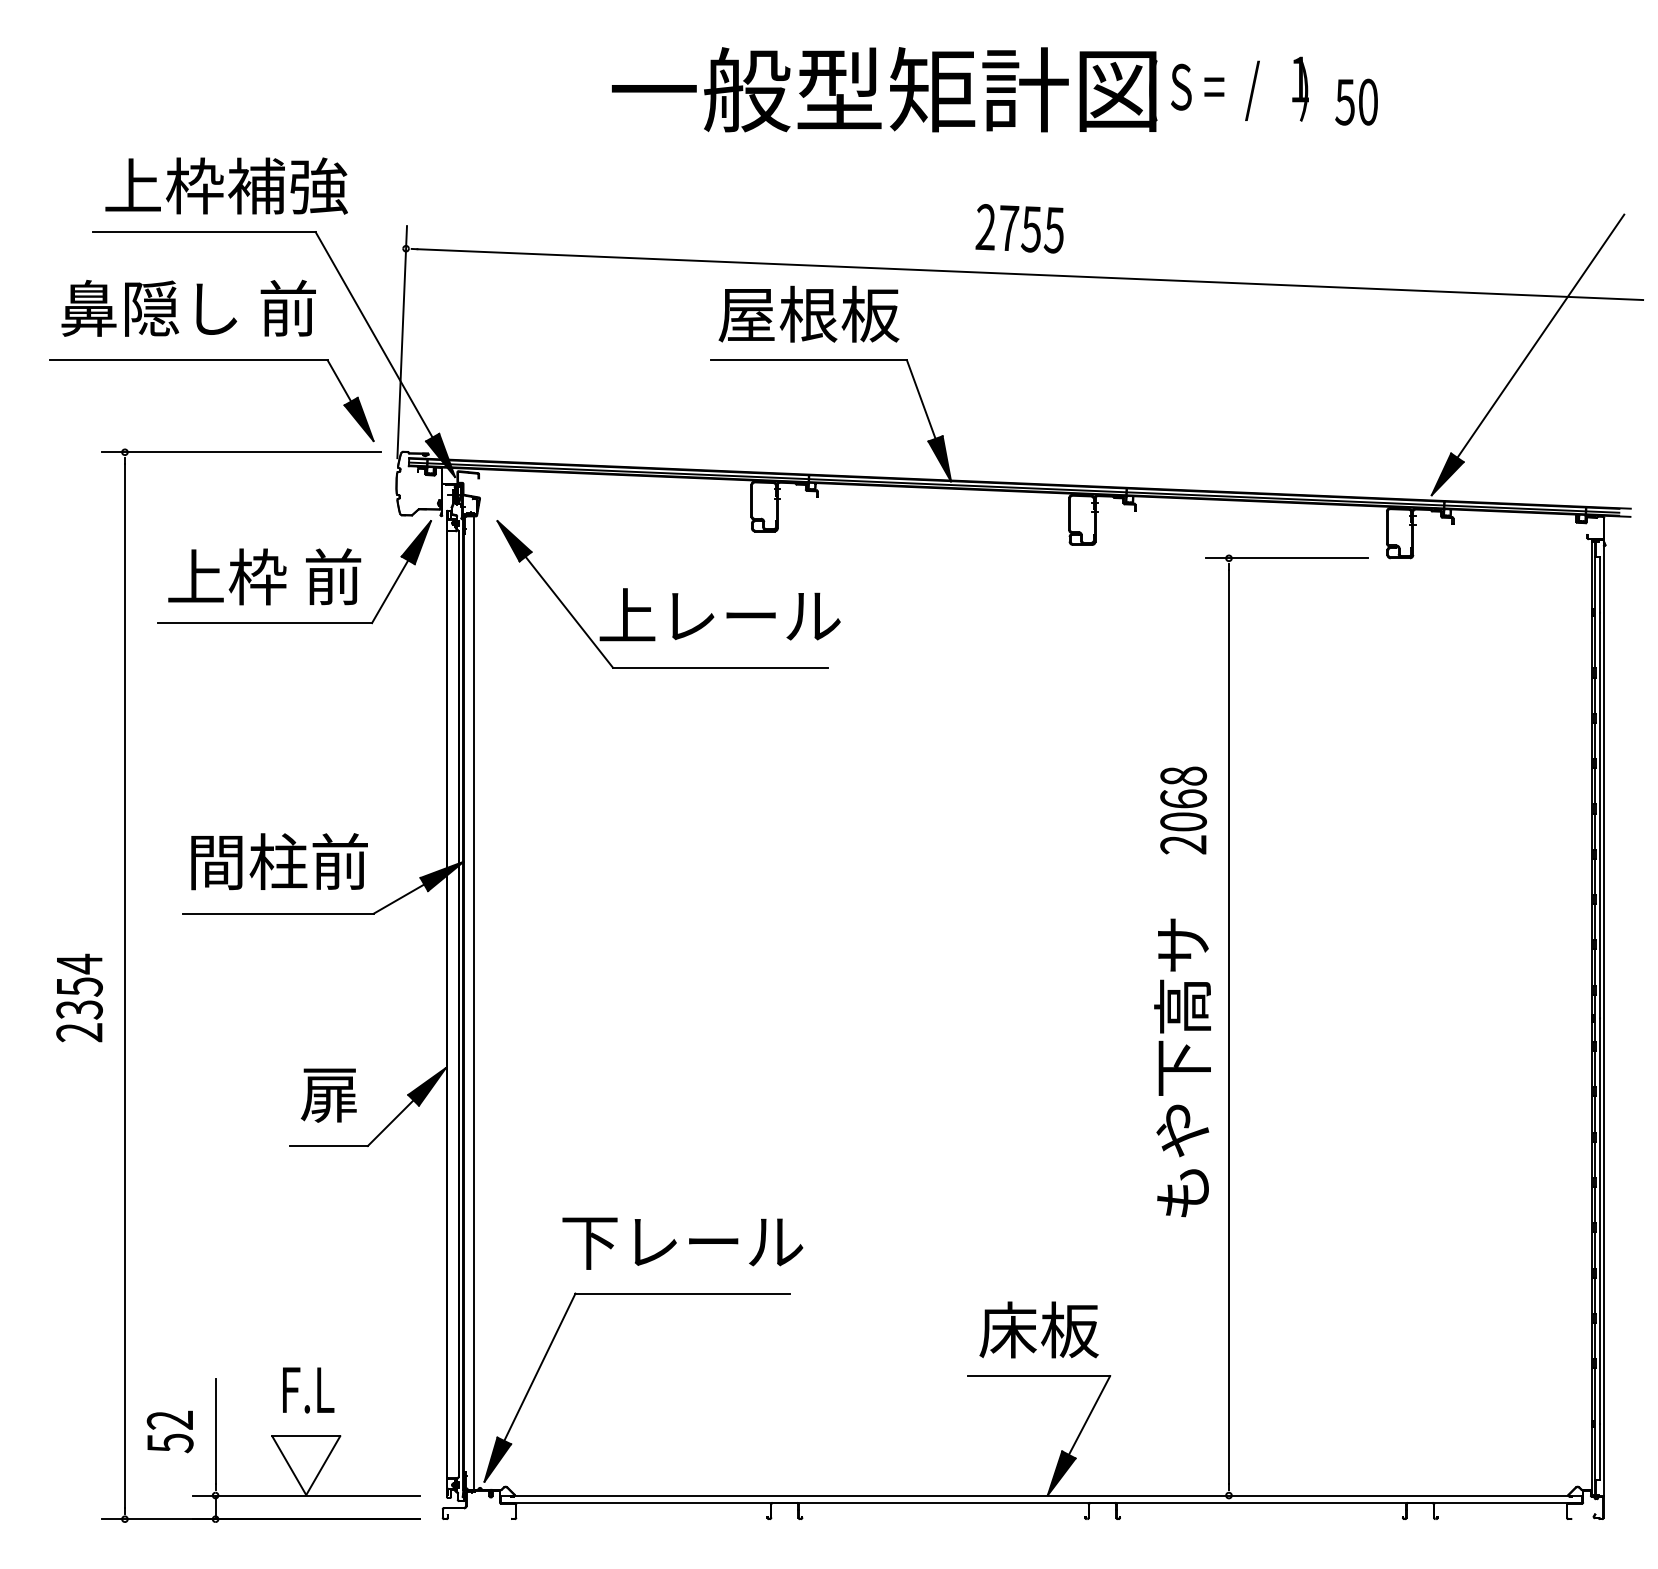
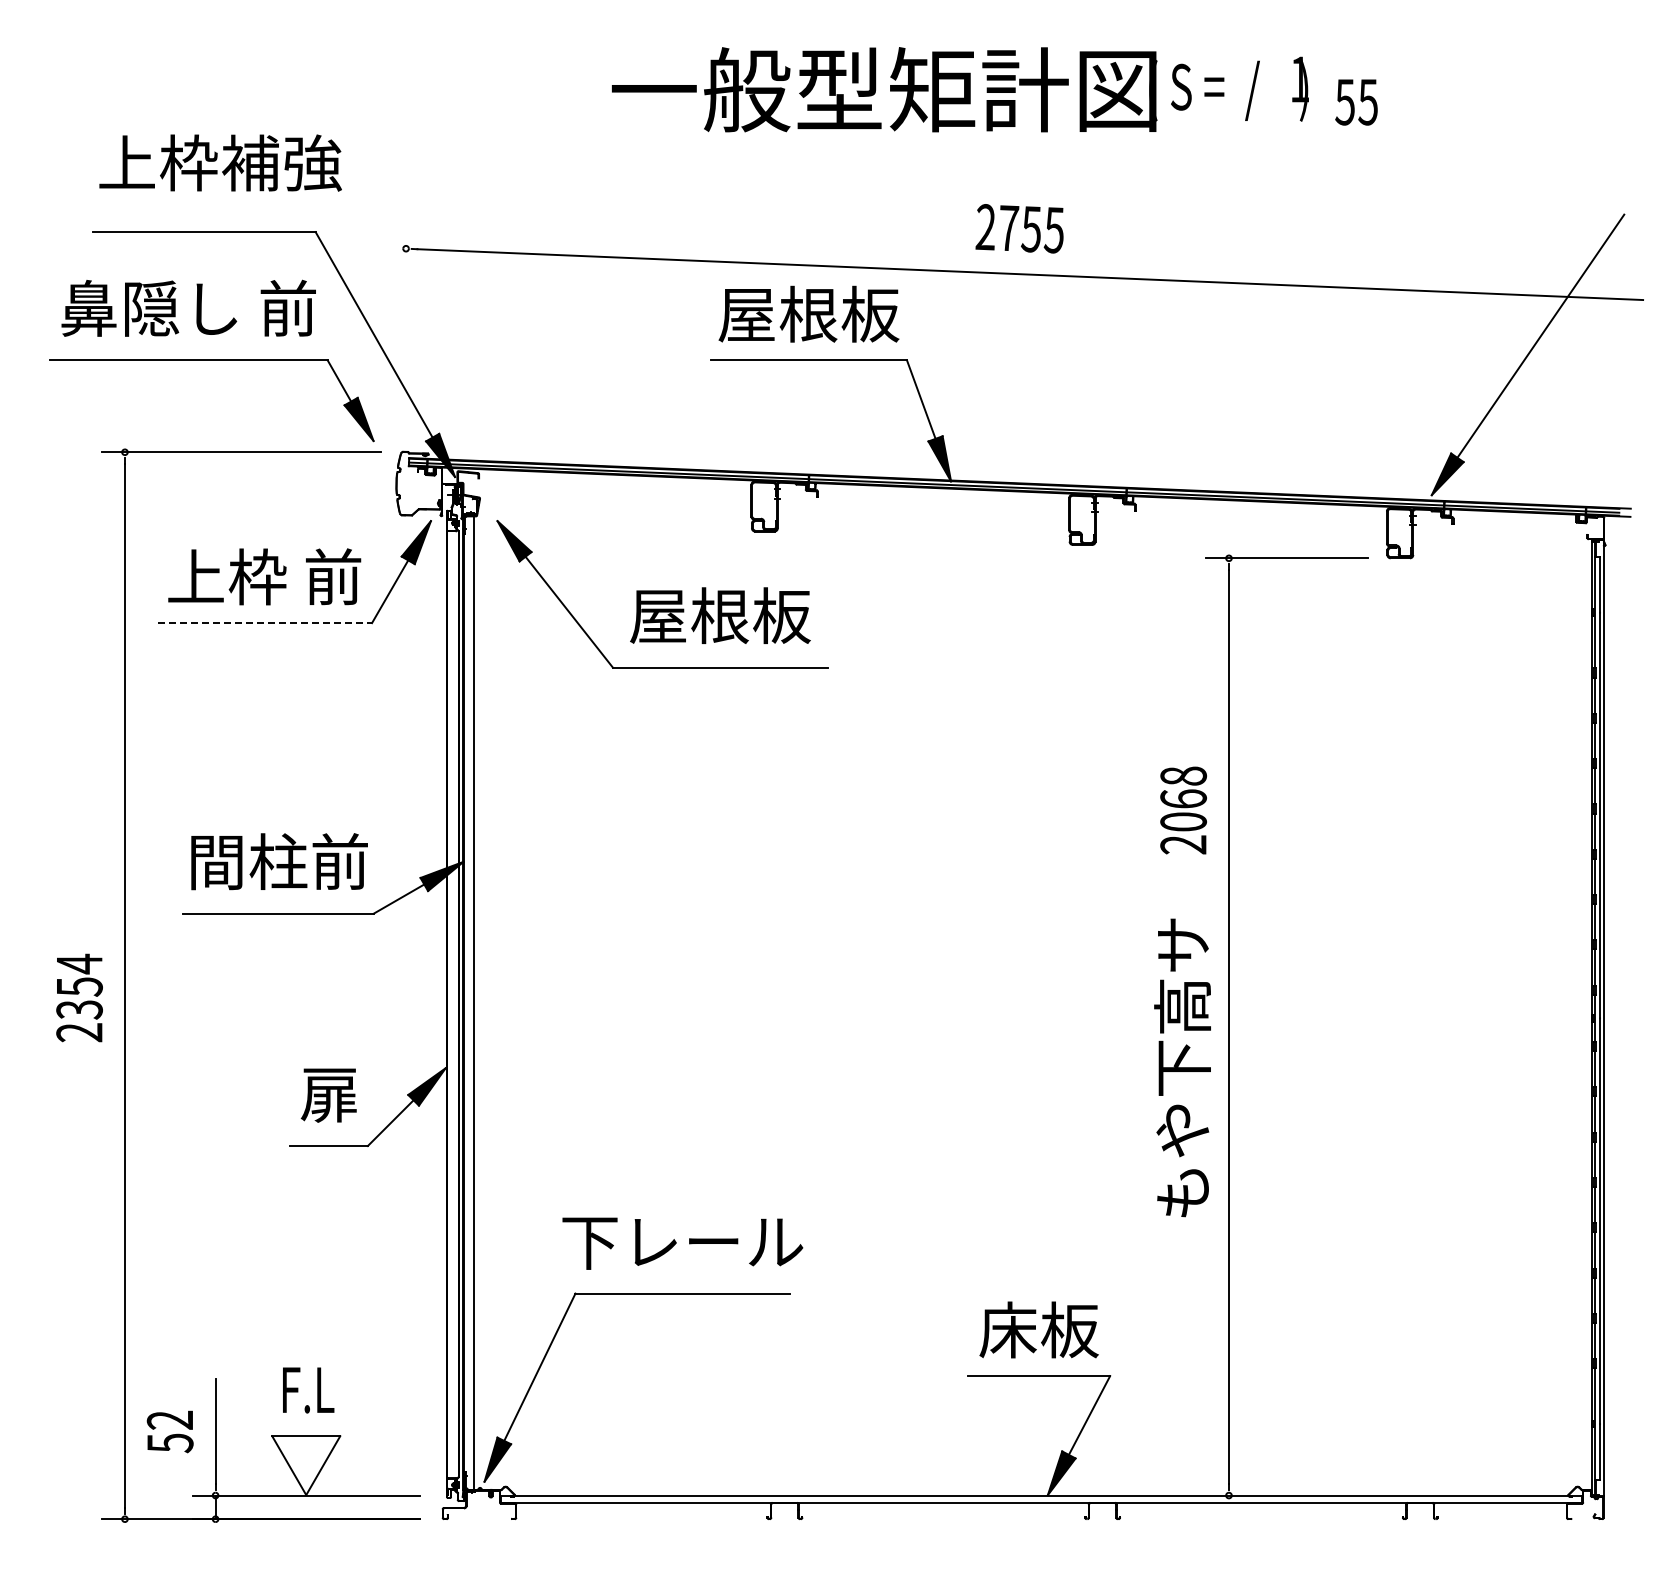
text: 50 -> 55 (1367, 101)
text position: (226, 185) -> (220, 162) (220, 162)
line: present -> none (402, 342)
text: 上レール -> 屋根板 (719, 615)
line: solid -> dashed (265, 623)
